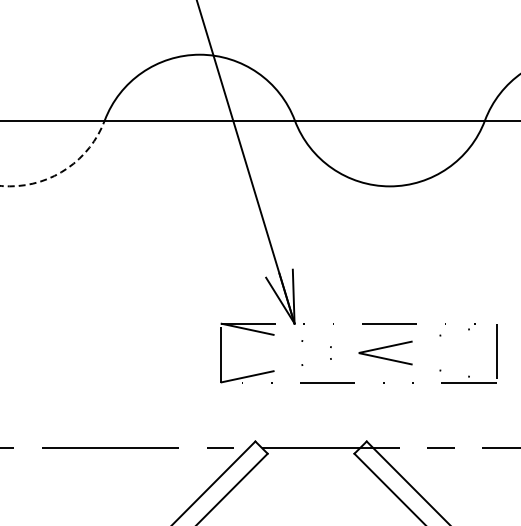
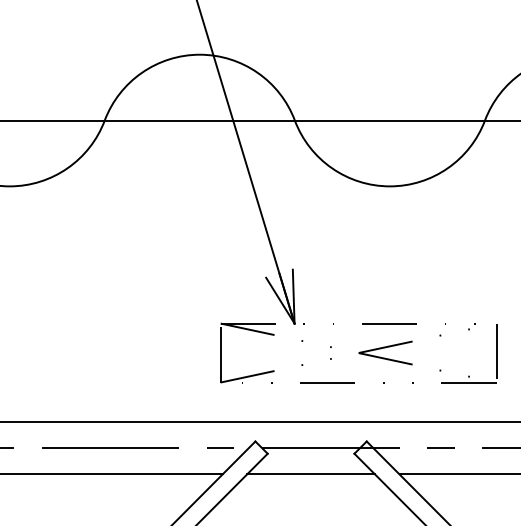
arc: dashed -> solid (63, 170)
line: none -> present (259, 422)
line: none -> present (112, 474)
line: none -> present (311, 474)
line: none -> present (458, 474)
